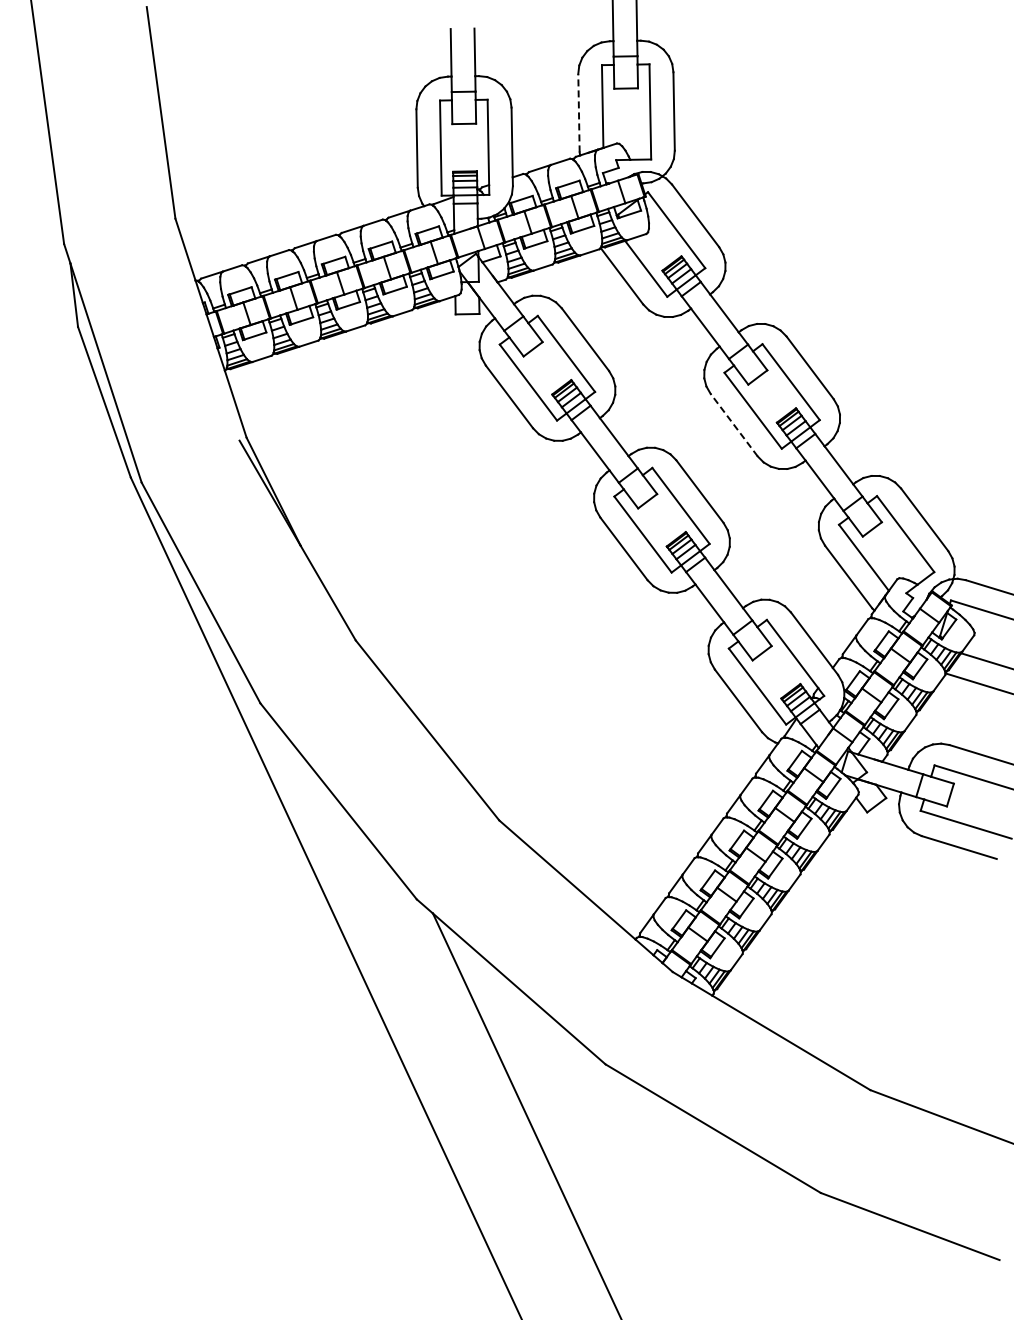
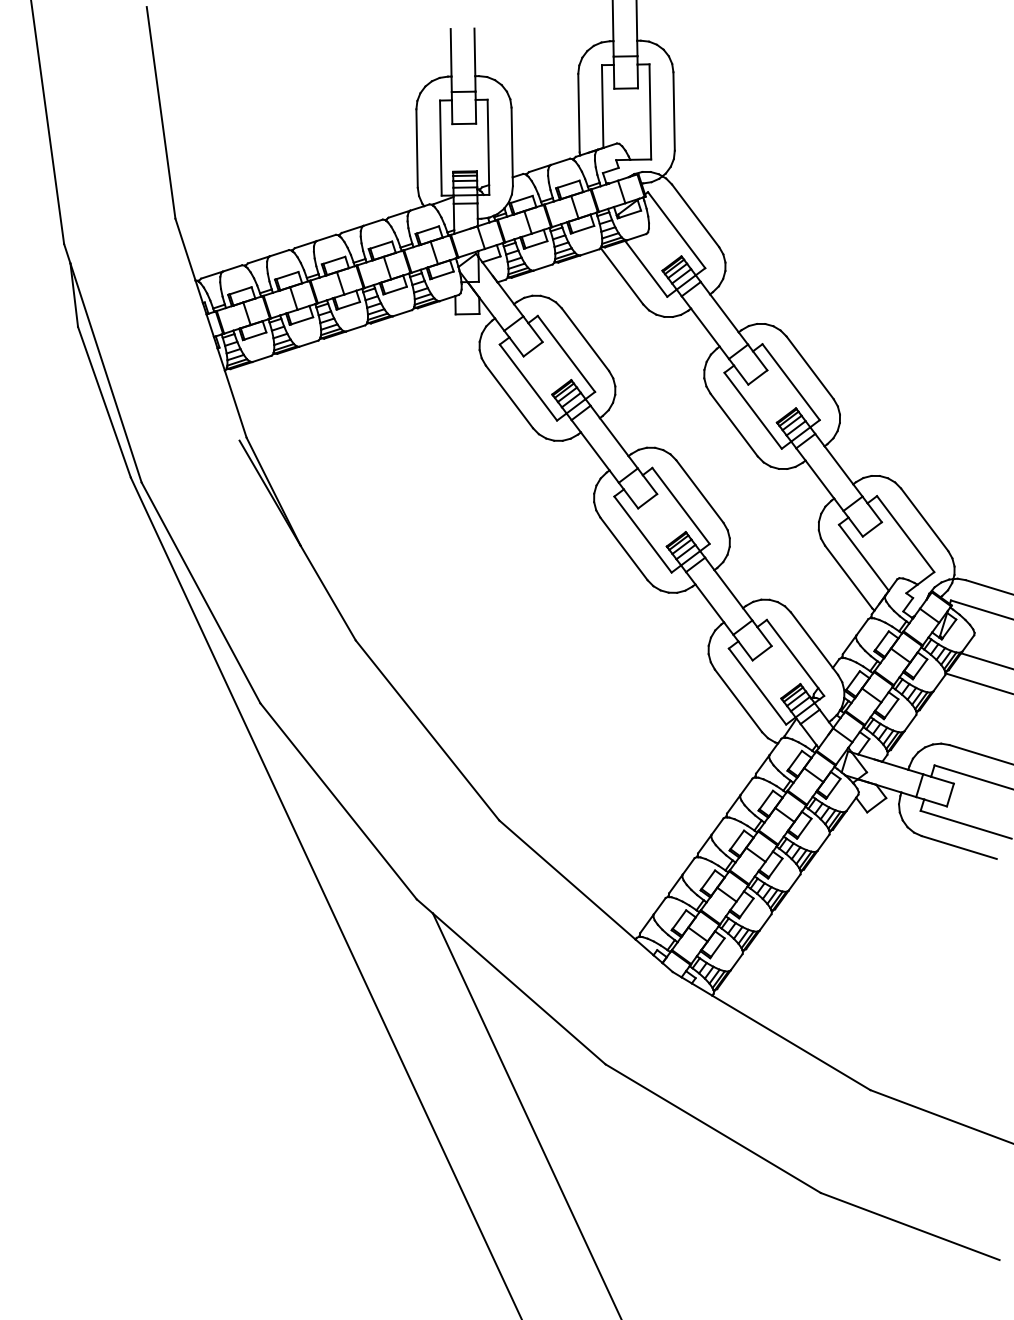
line: dashed -> solid (578, 112)
line: dashed -> solid (733, 424)
